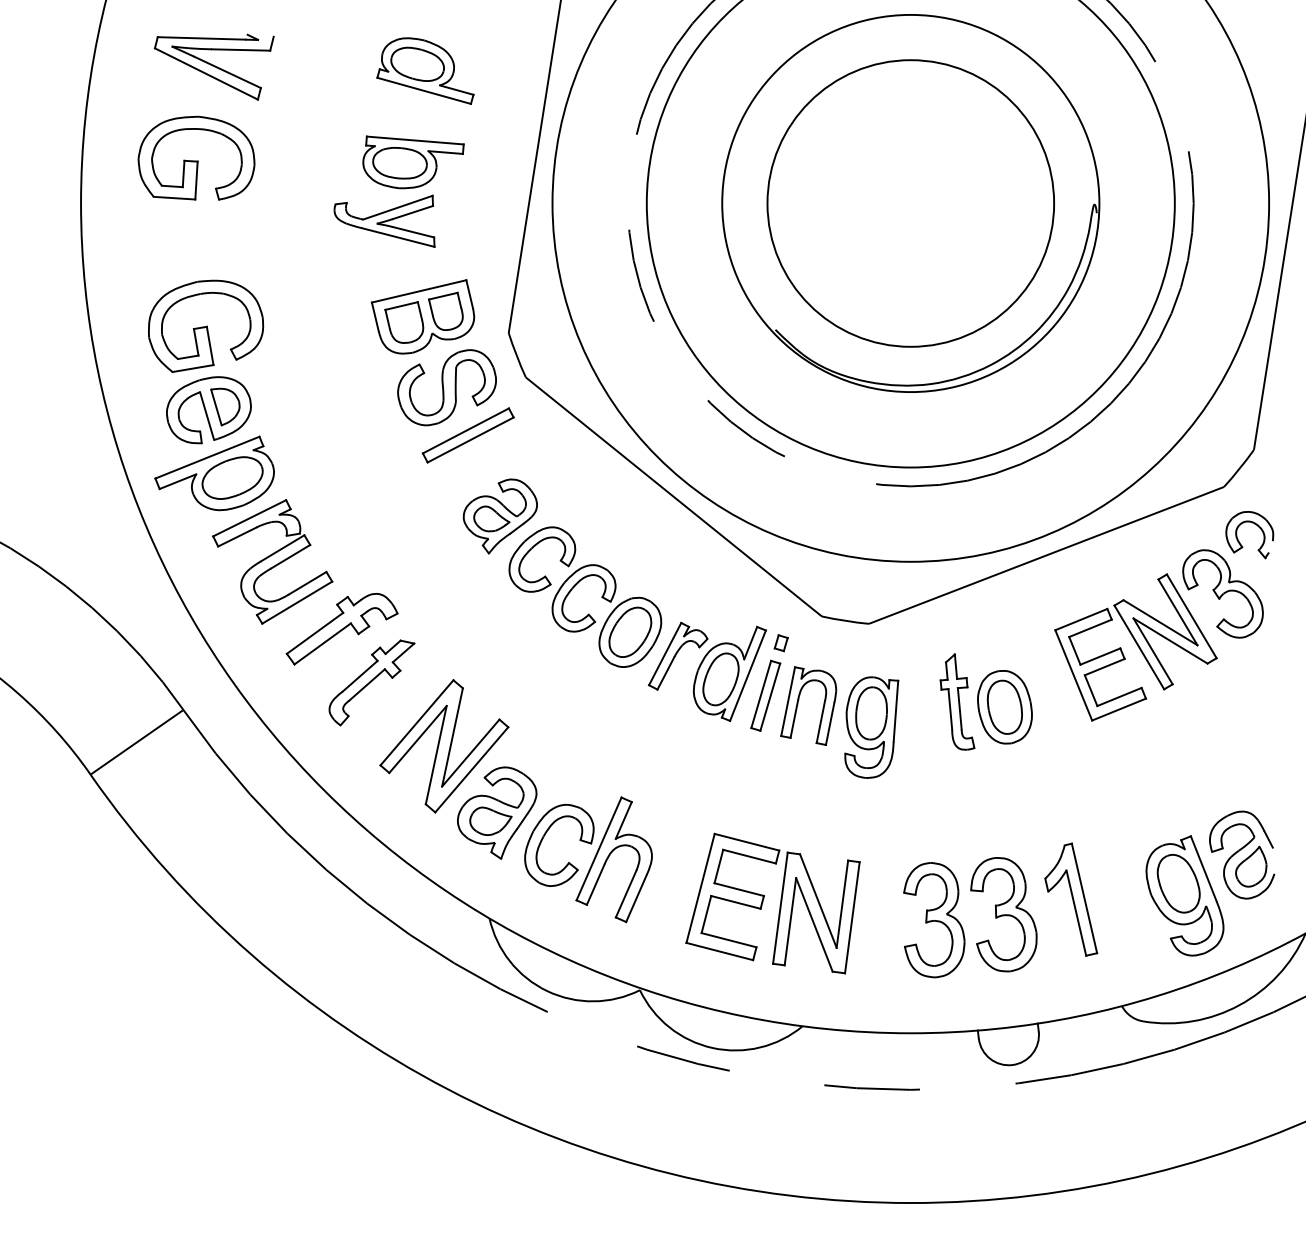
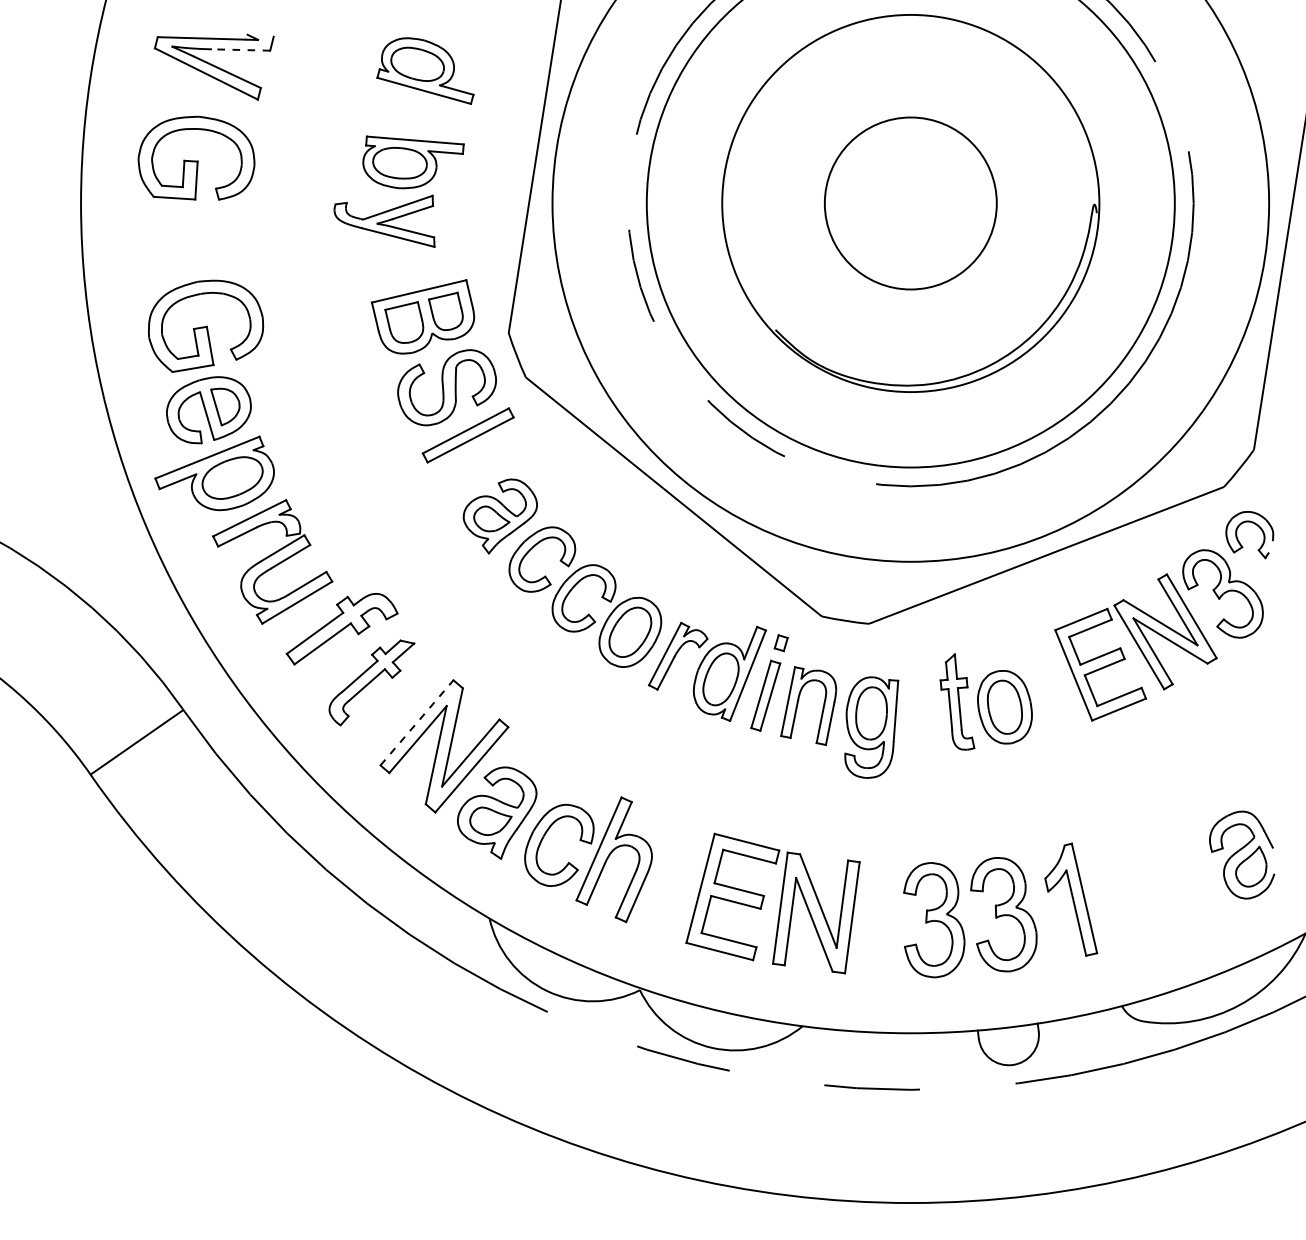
line: solid -> dashed (240, 49)
circle diameter: 287 px -> 172 px (910, 203)
line: solid -> dashed (417, 722)
part: present -> none (1184, 895)
